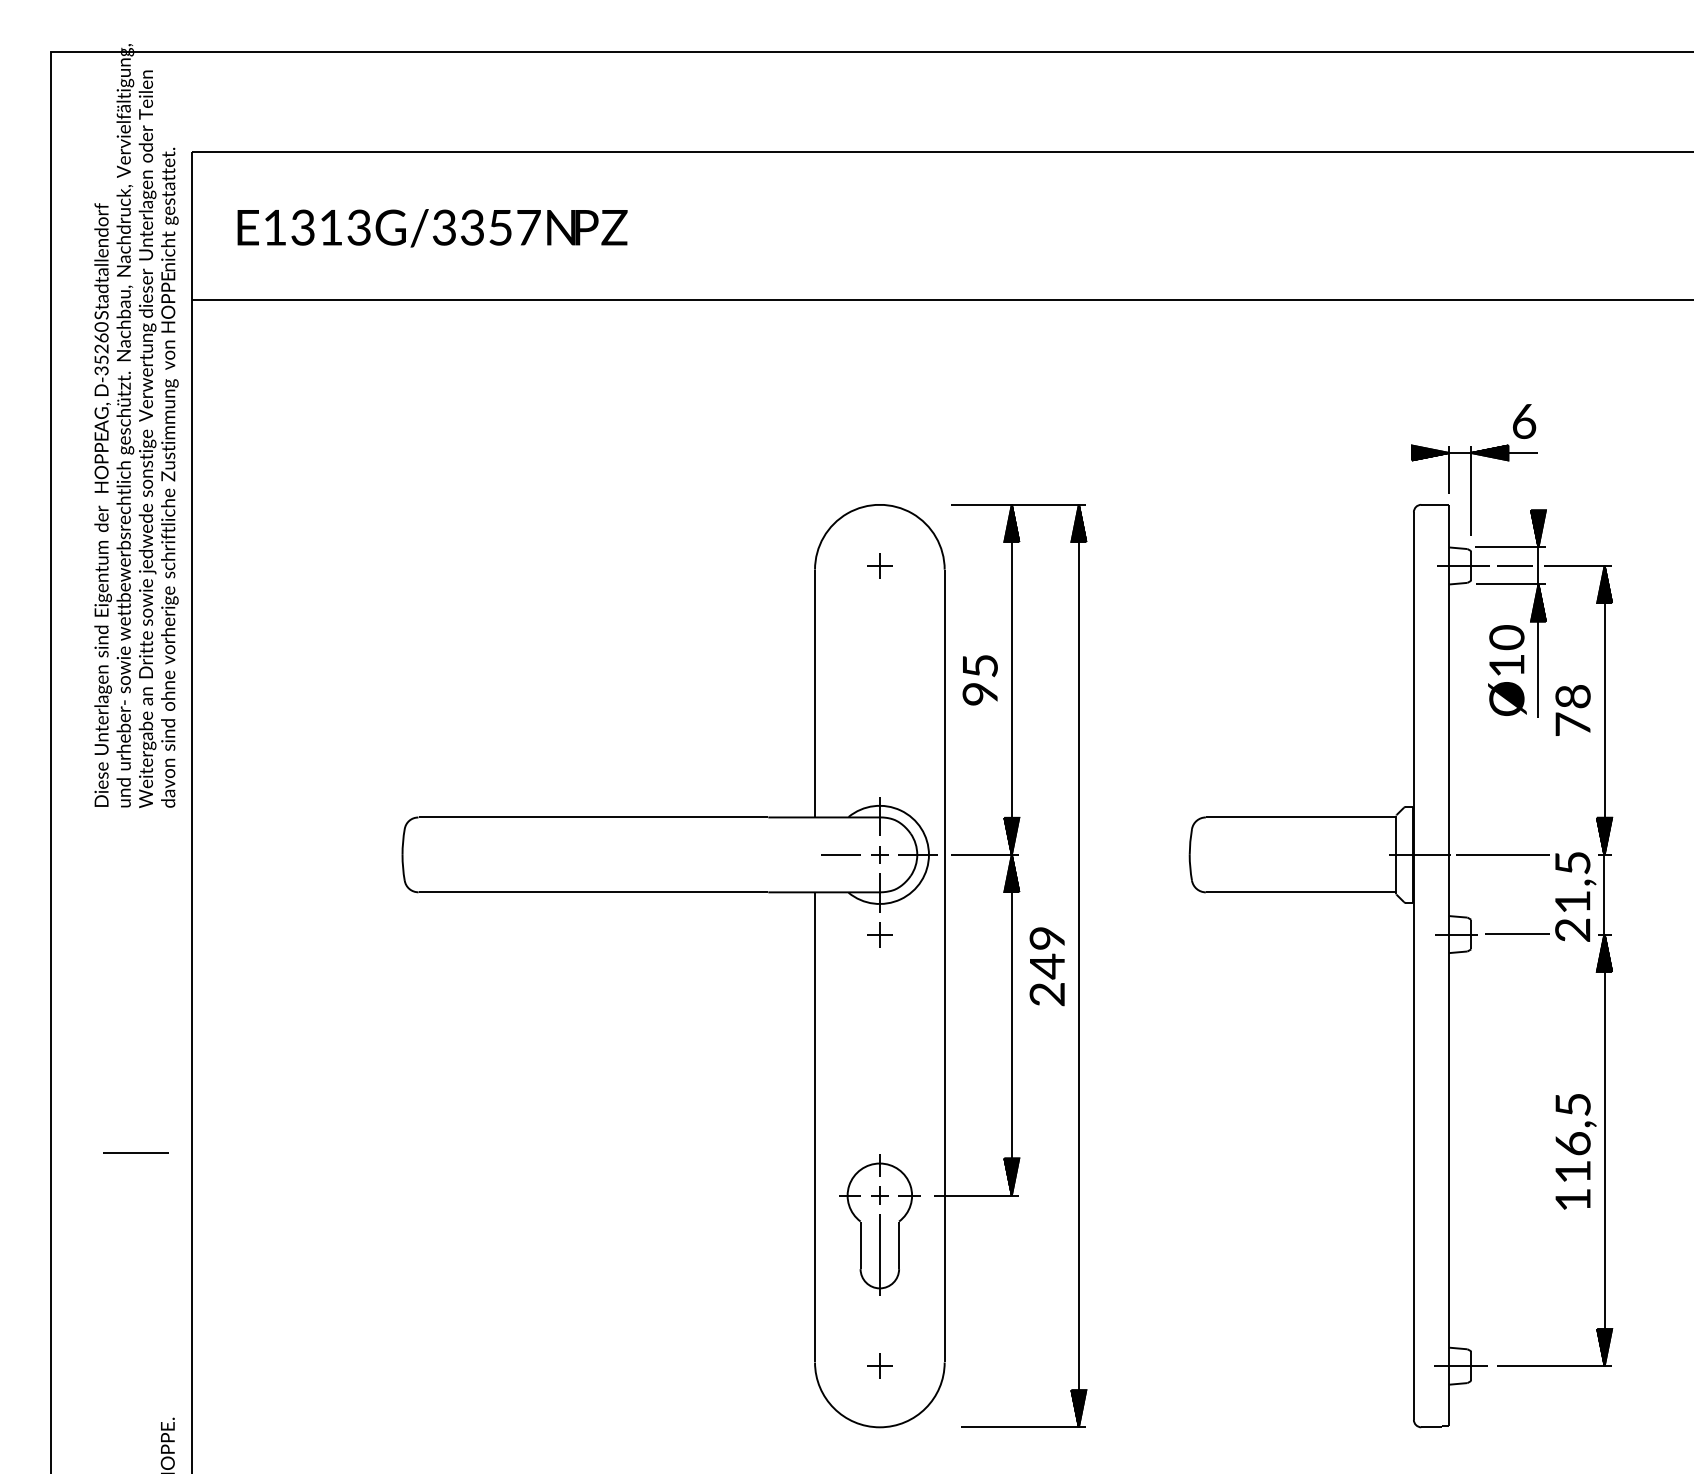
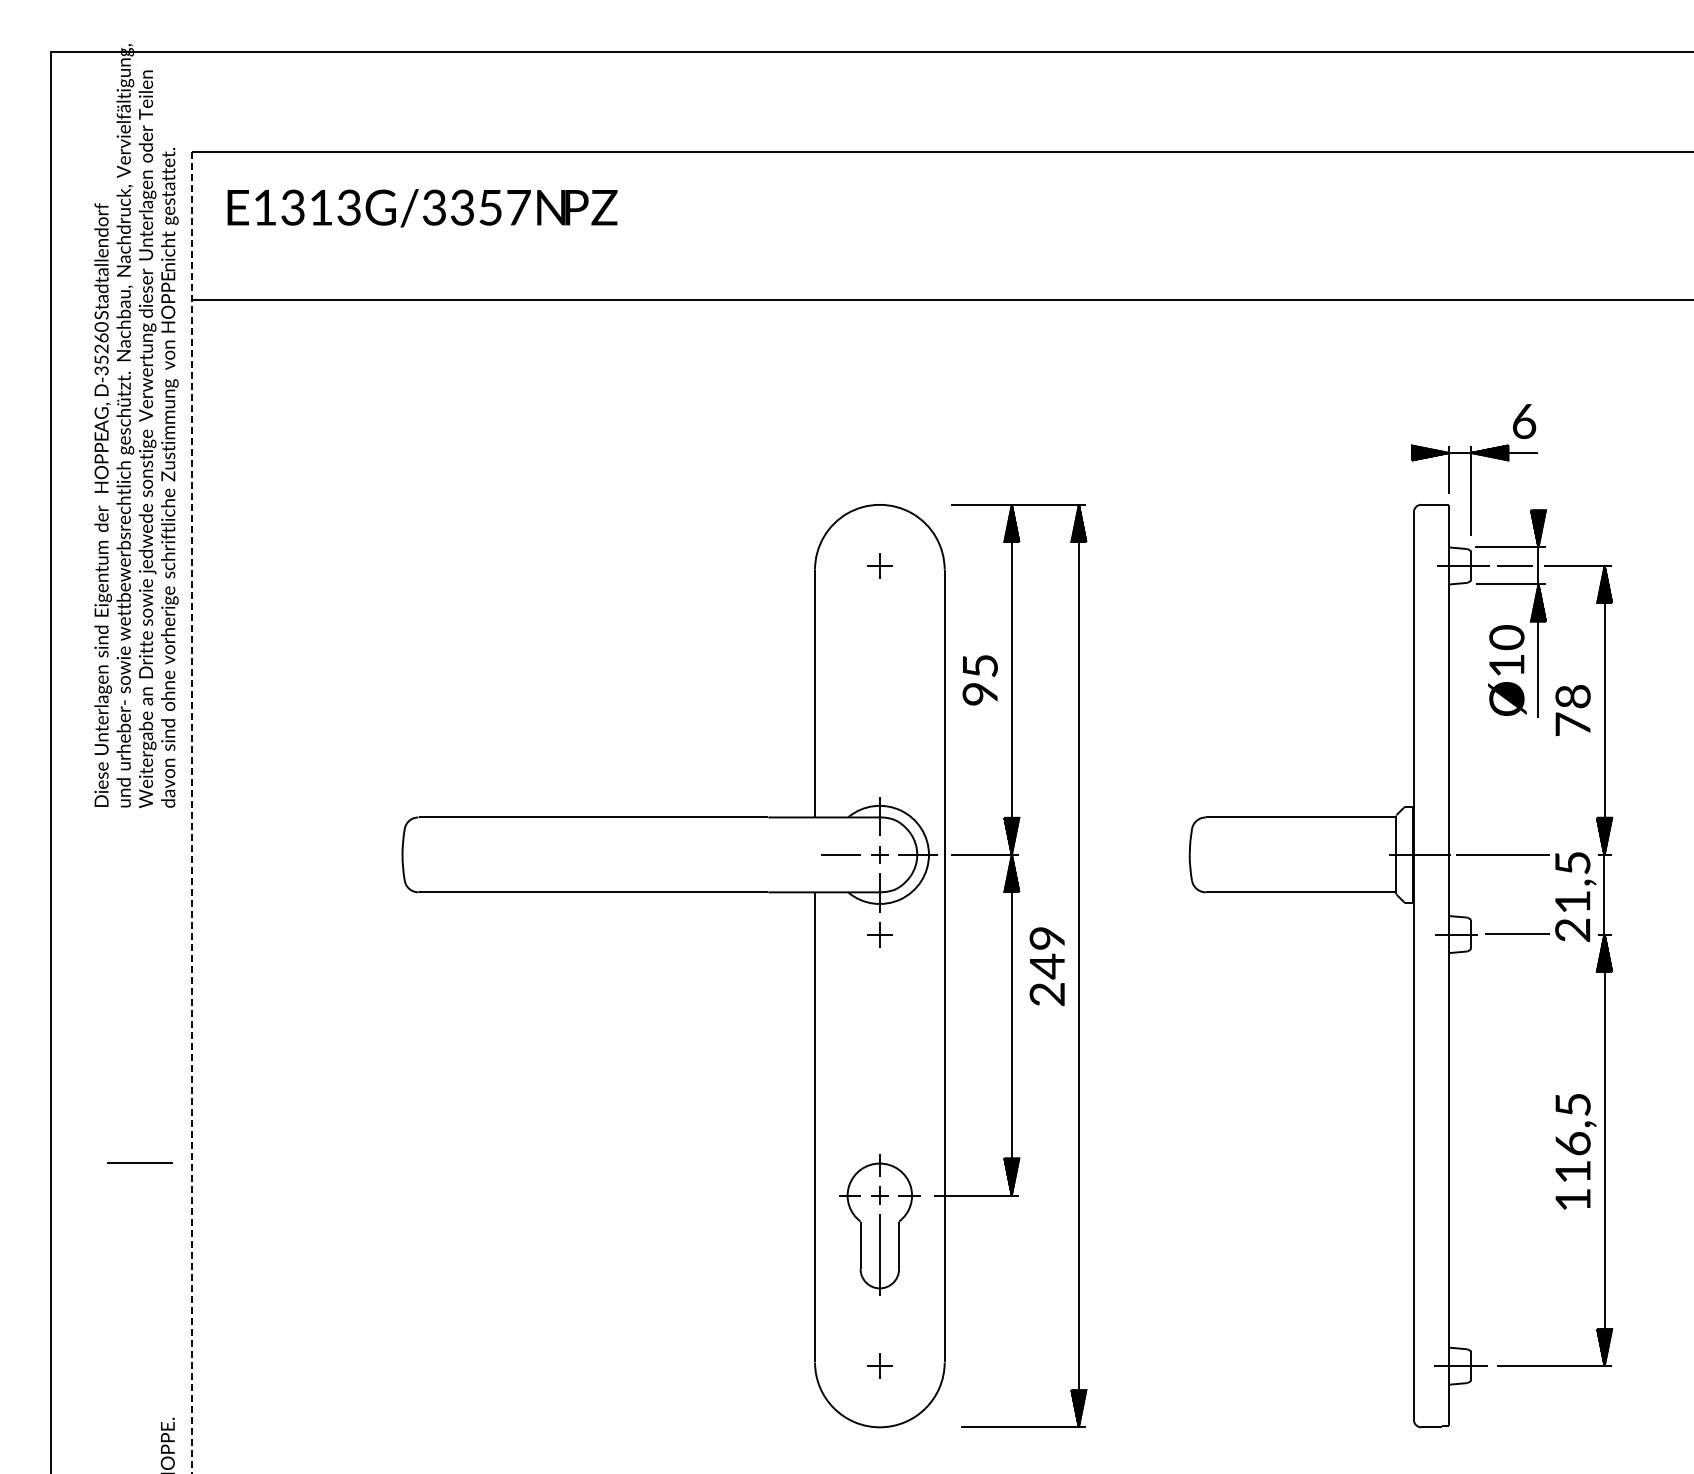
text position: (432, 228) -> (422, 208) (422, 208)
line: solid -> dashed (191, 812)
line position: (135, 1152) -> (139, 1162) (139, 1162)
